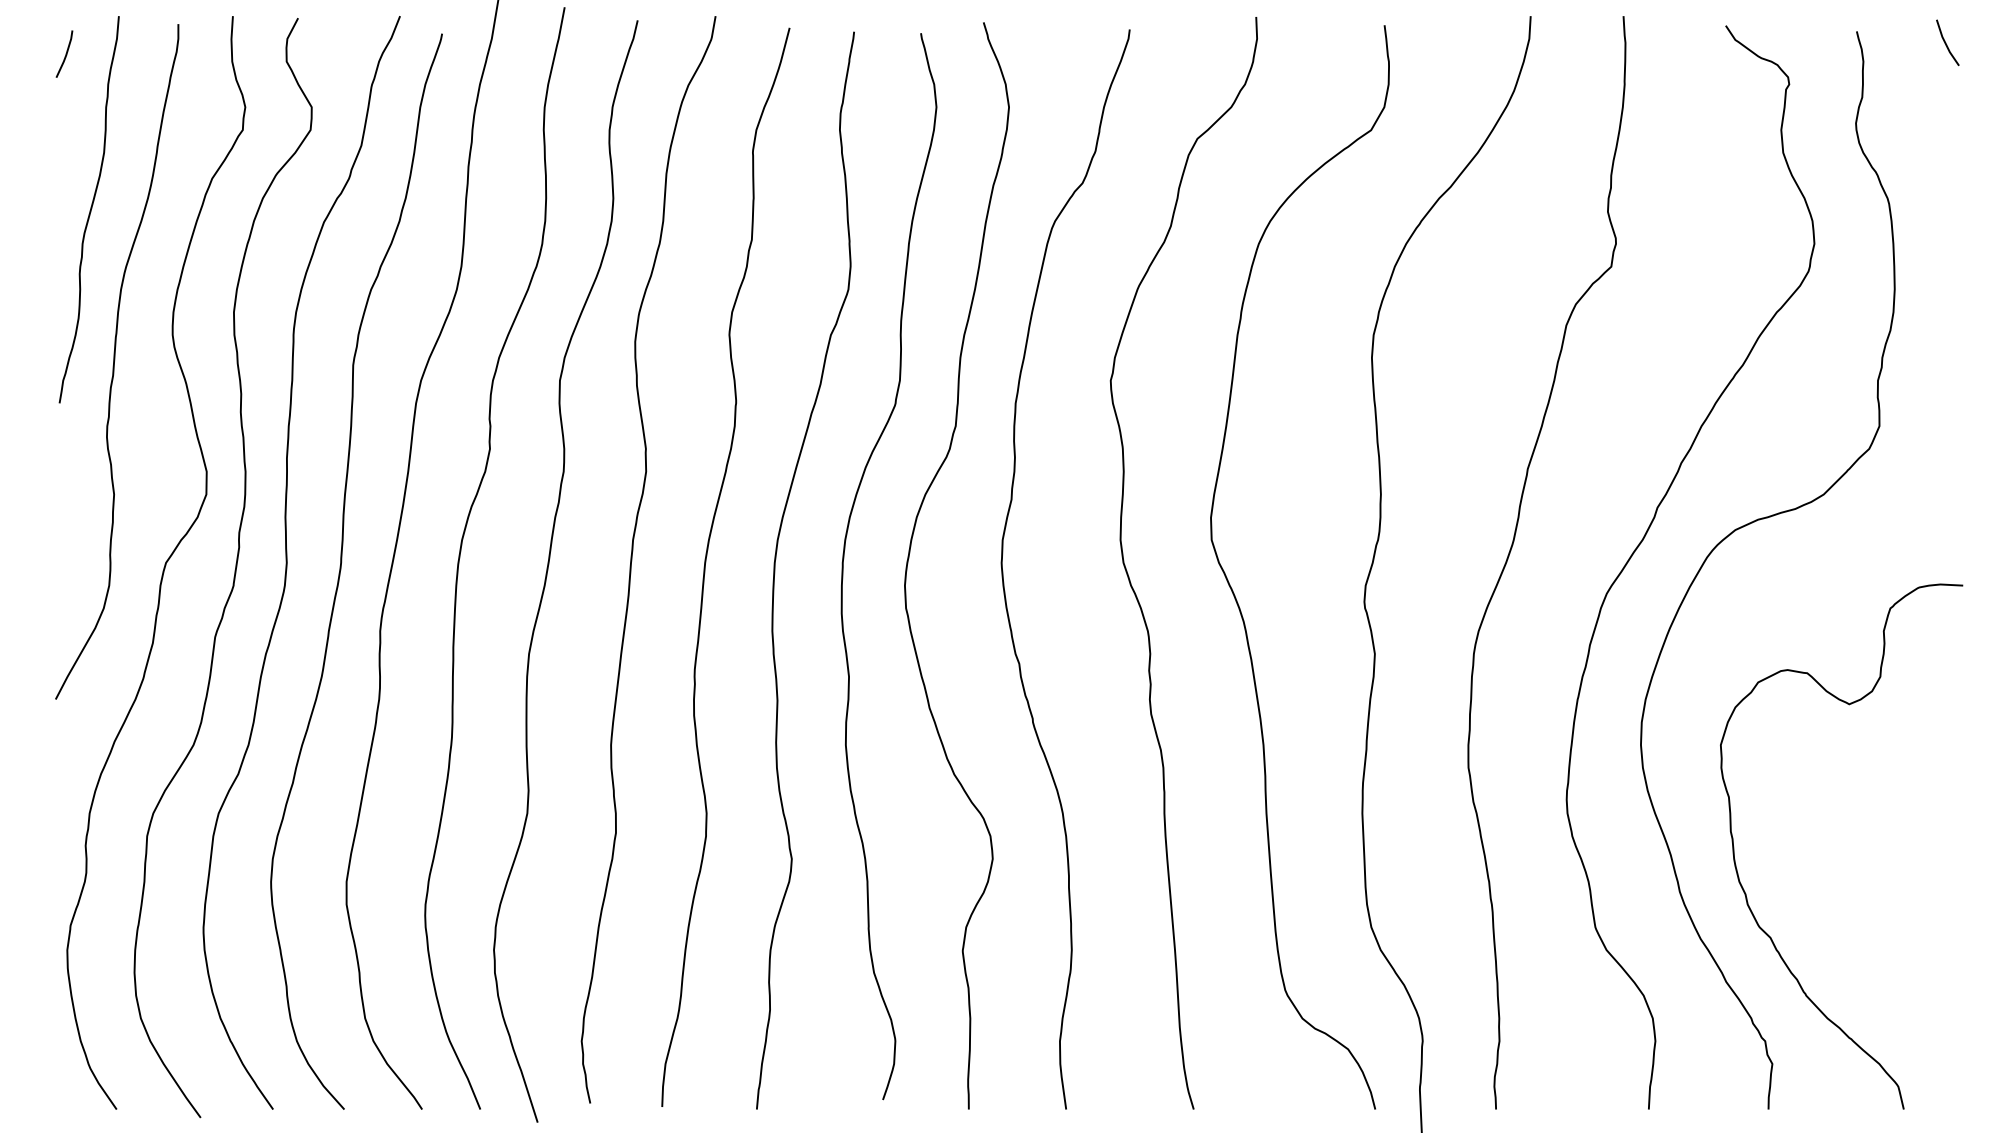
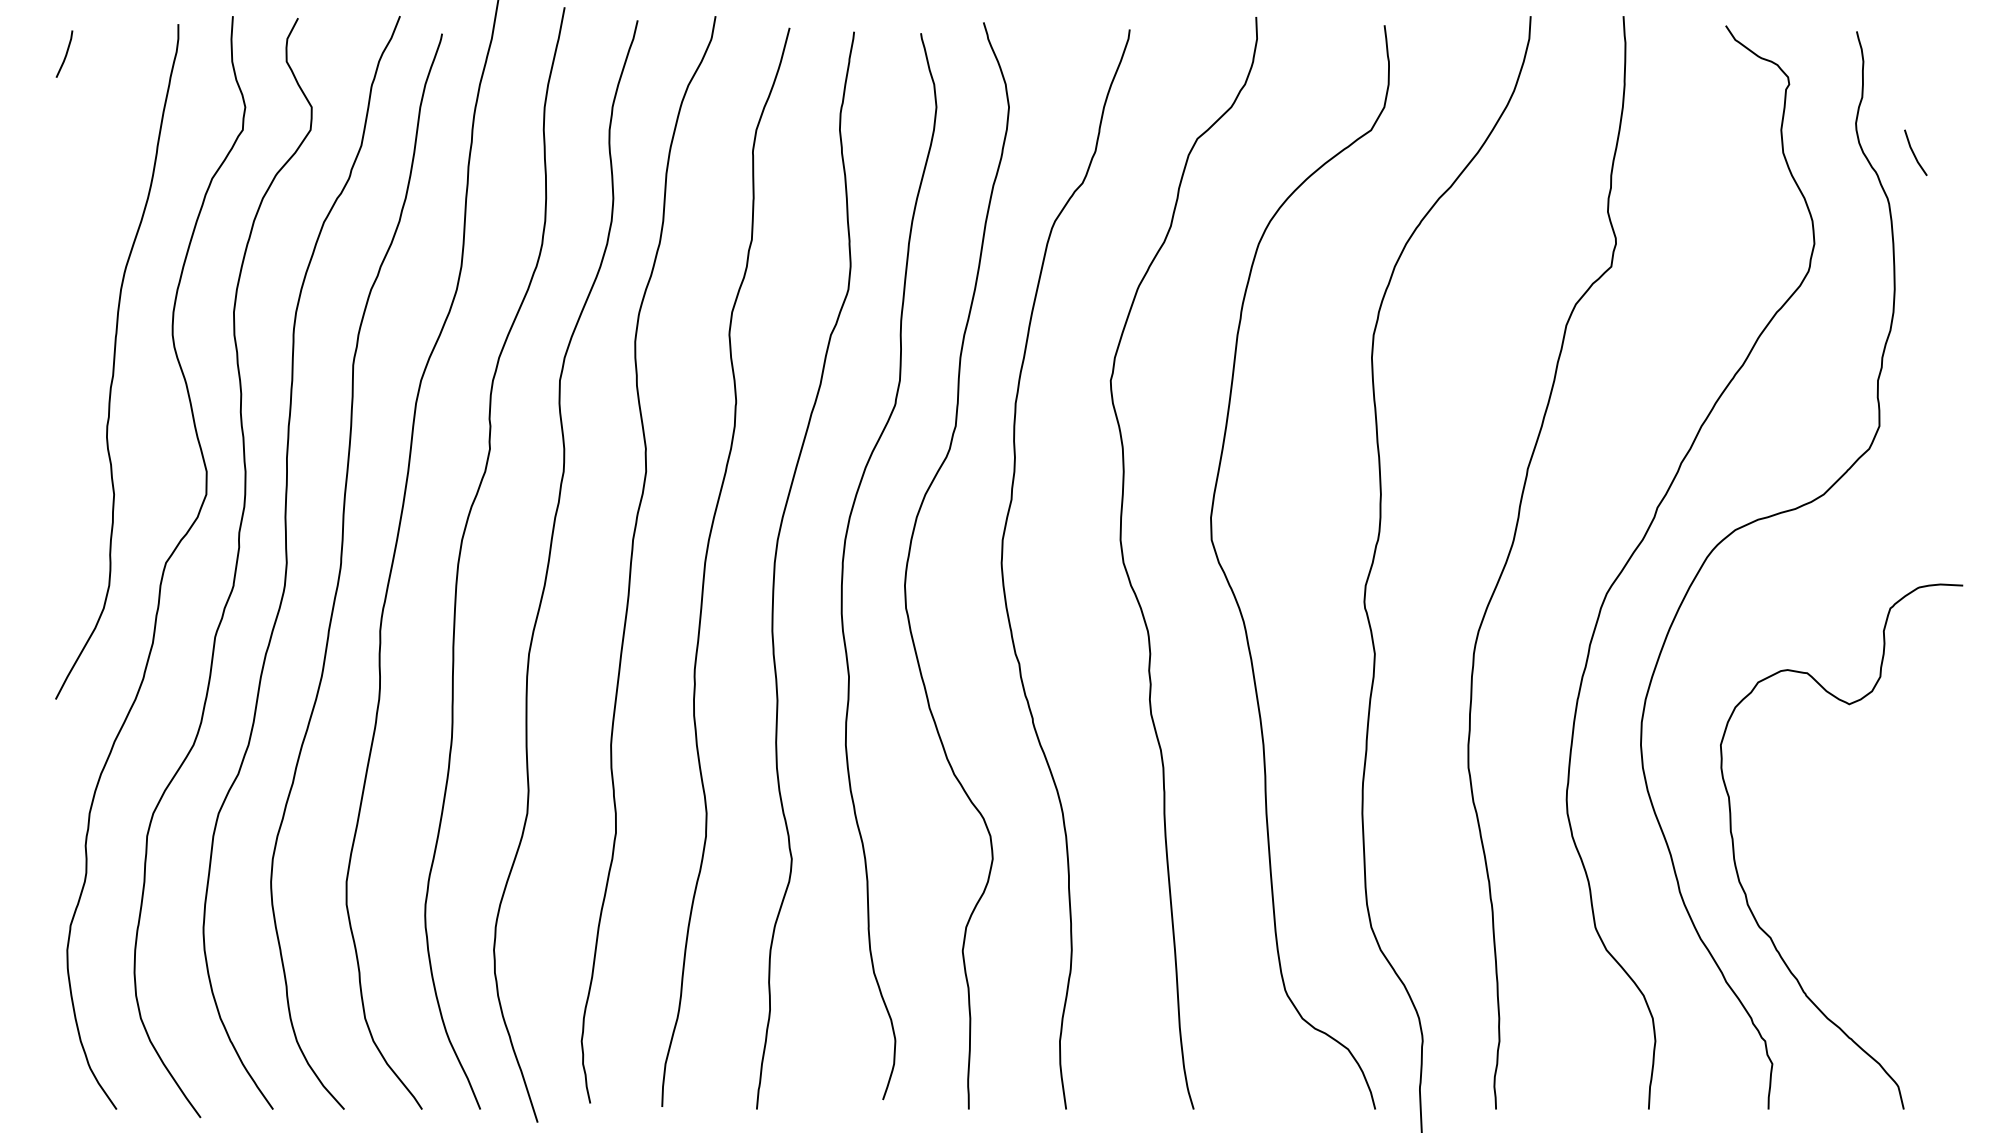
line position: (1946, 42) -> (1914, 152) (1914, 152)
curve: present -> none (89, 210)
